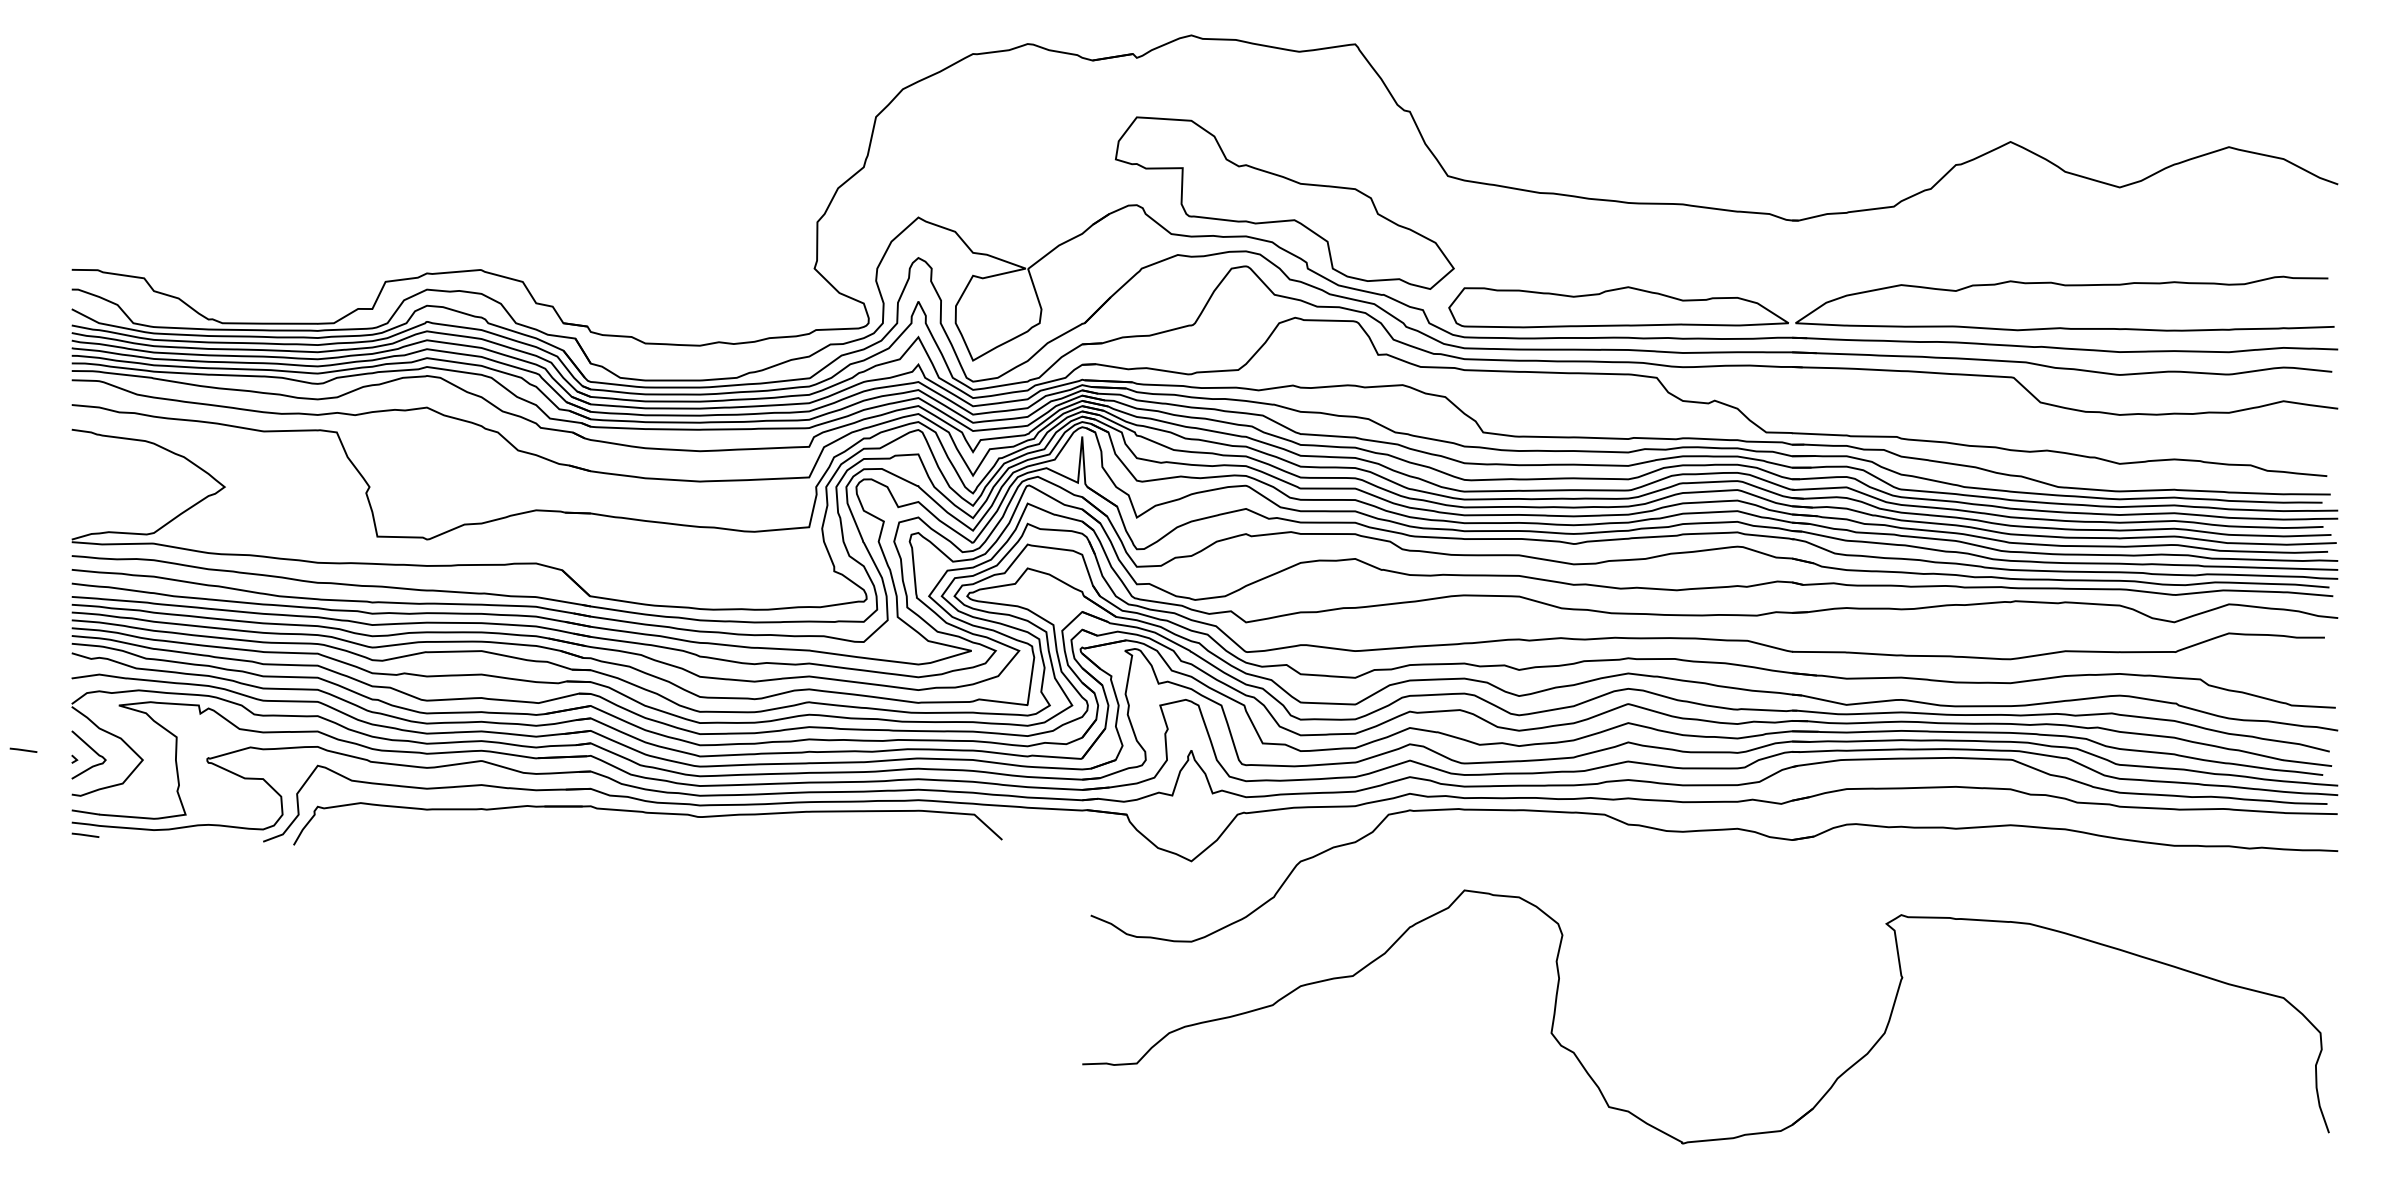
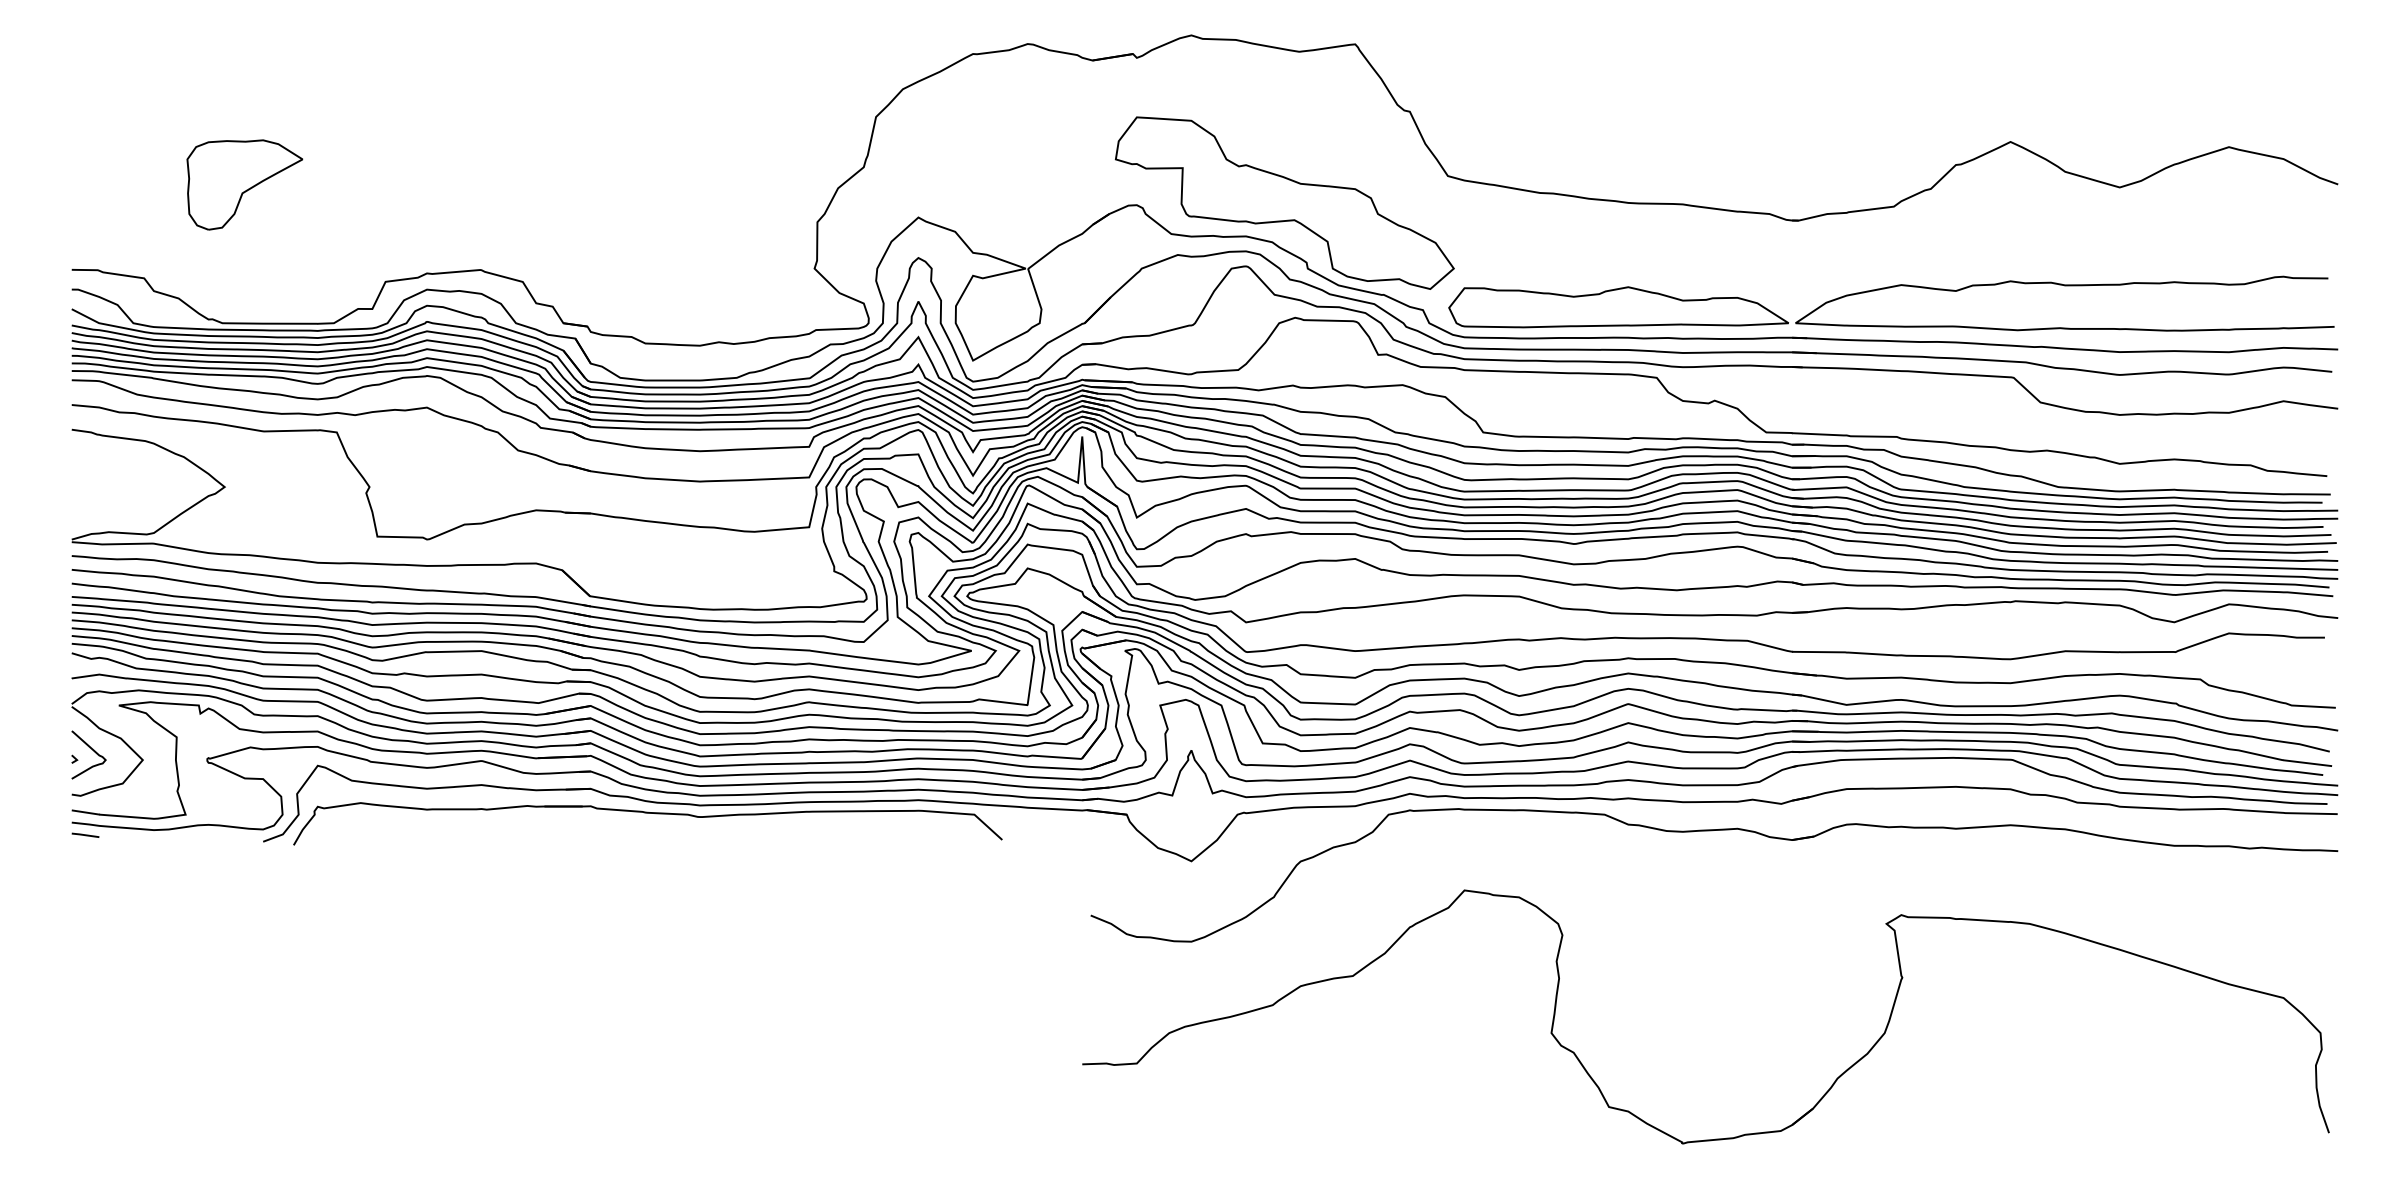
part: none -> present (244, 184)
line: present -> none (23, 749)
